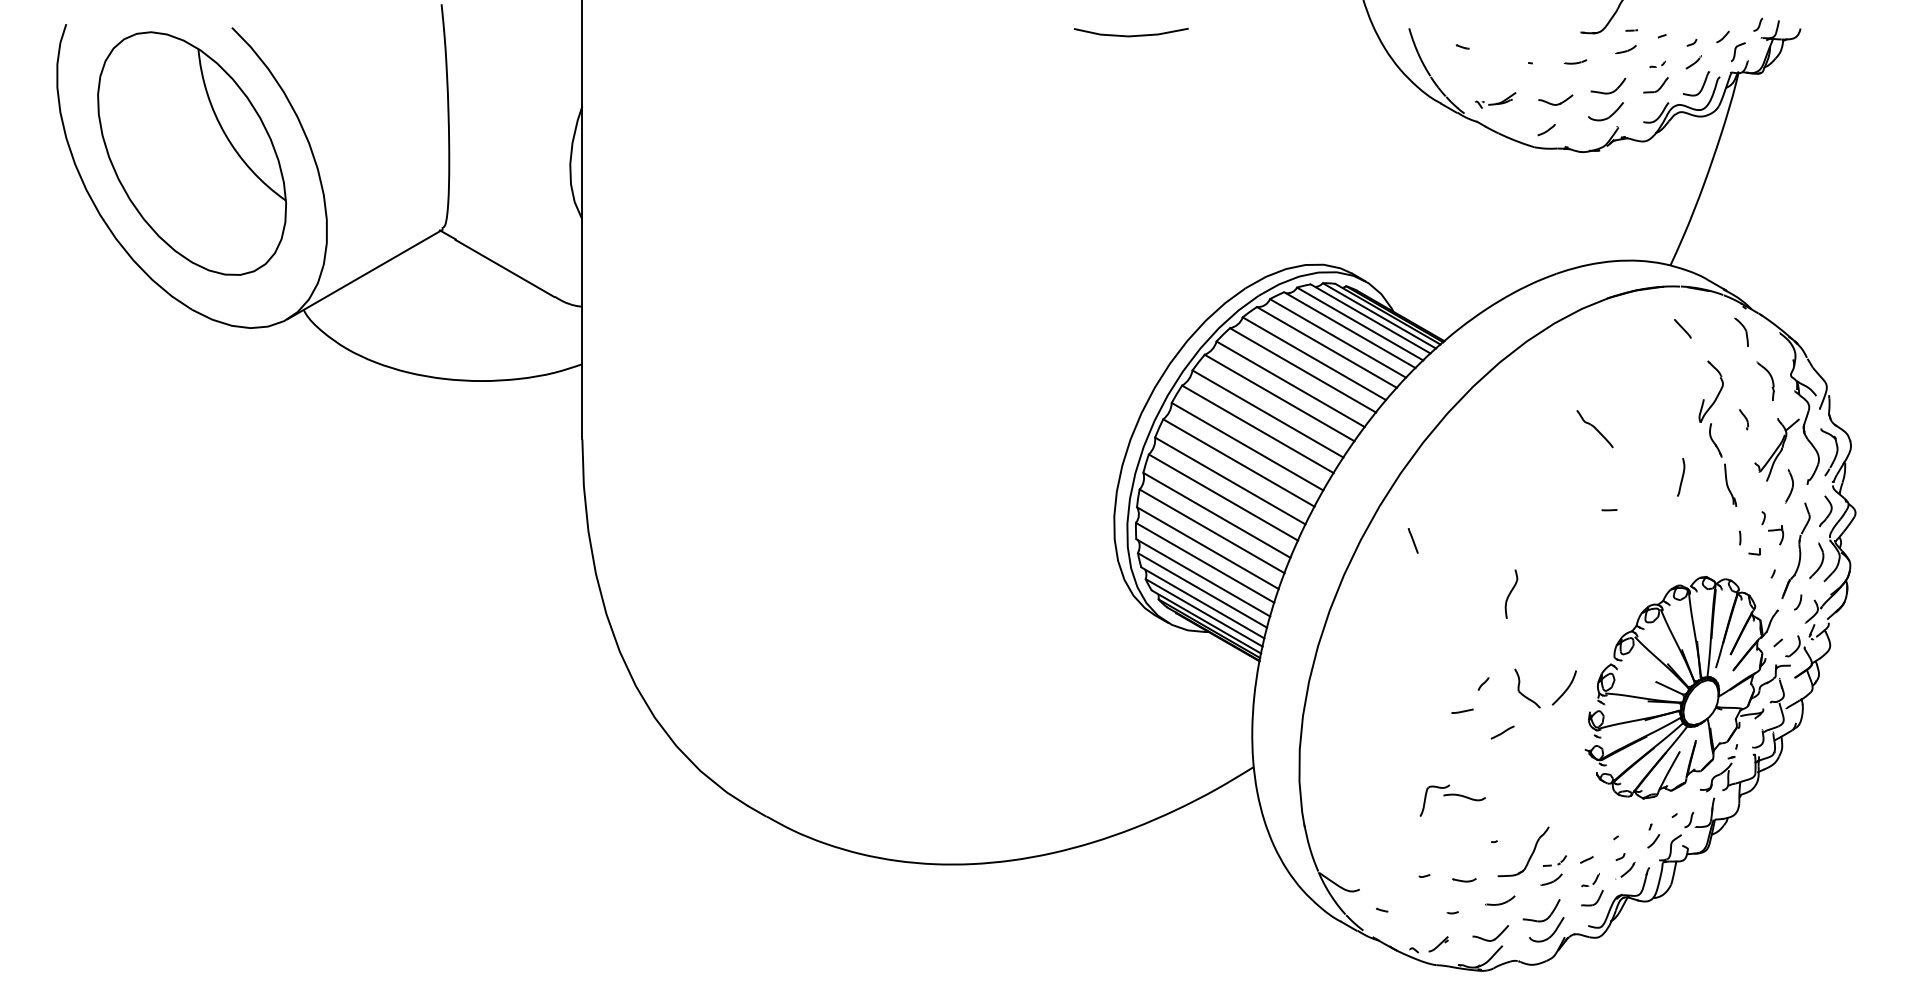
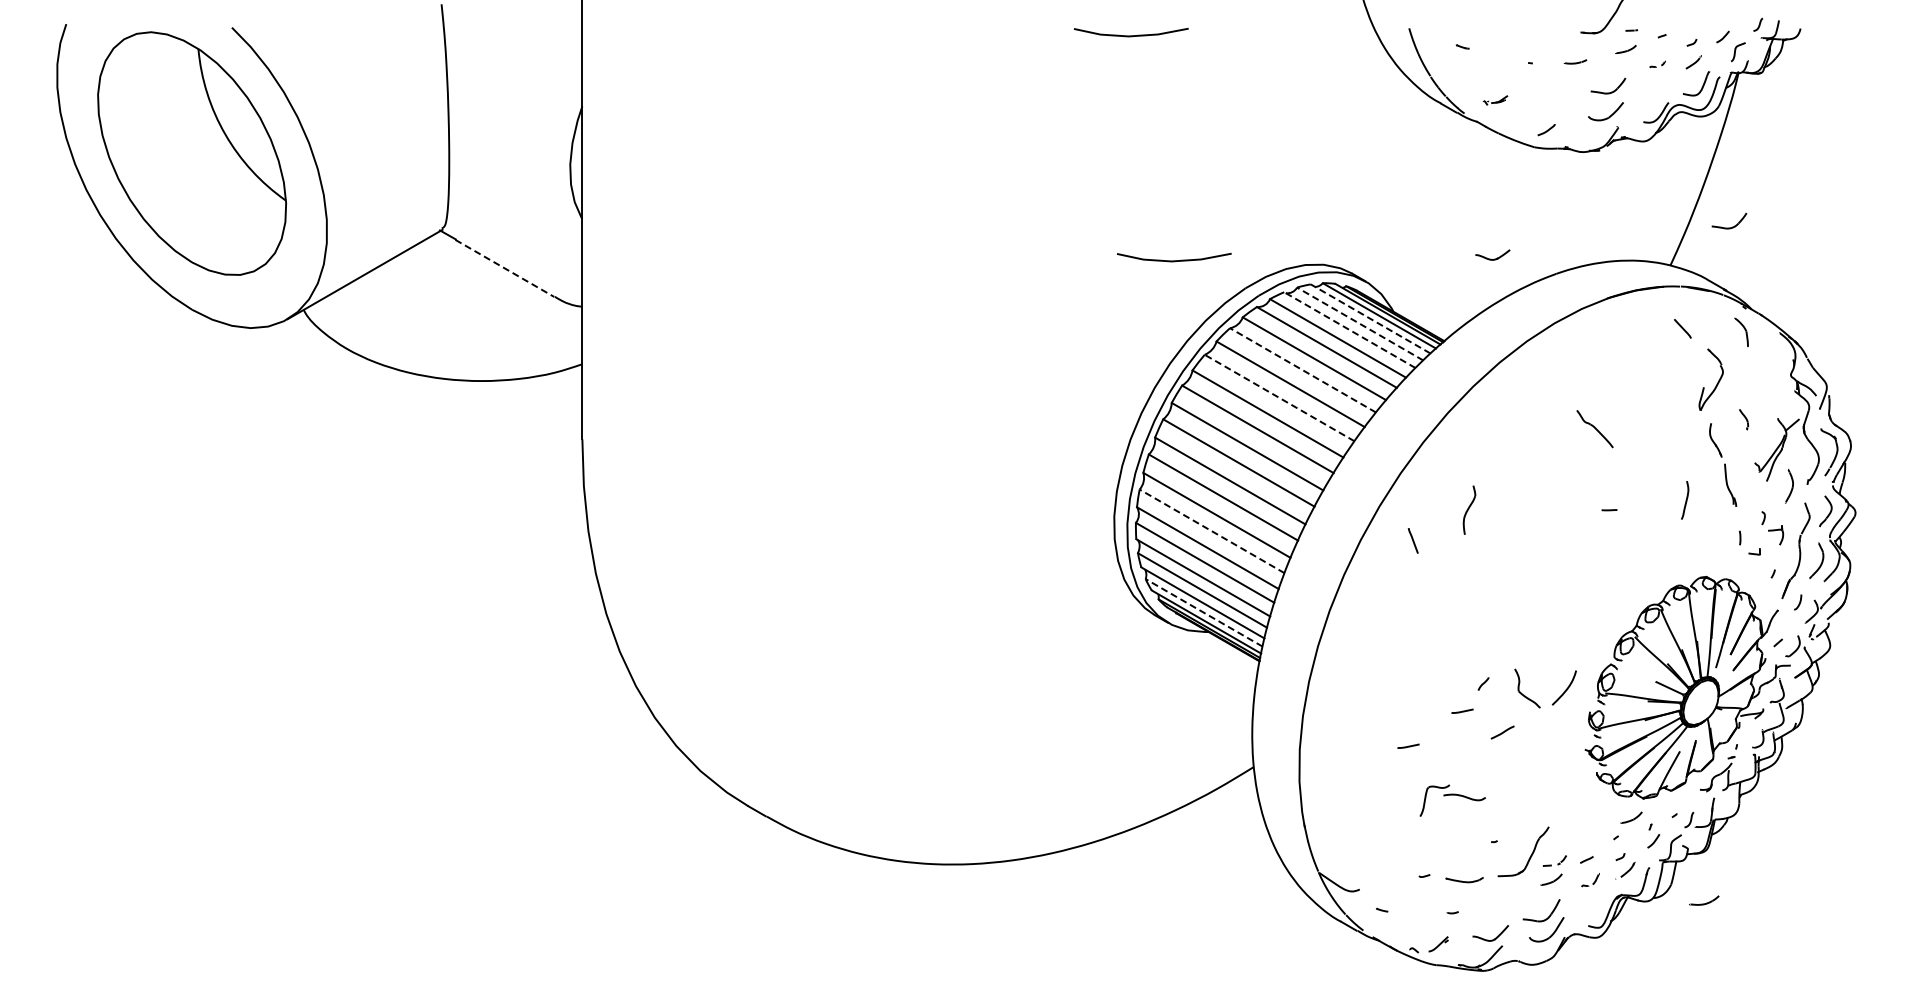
part: present -> none (1655, 85)
part position: (1555, 99) -> (1492, 254) (1492, 254)
part size: 43x17 px -> 27x11 px (1495, 100)
part: none -> present (1732, 226)
line: none -> present (1173, 260)
line: solid -> dashed (505, 268)
line: solid -> dashed (1370, 318)
line: solid -> dashed (1360, 324)
line: solid -> dashed (1349, 330)
line: solid -> dashed (1302, 370)
part: present -> none (1765, 380)
part position: (1717, 394) -> (1717, 382) (1717, 382)
line: solid -> dashed (1279, 398)
curve position: (1681, 477) -> (1685, 500) (1685, 500)
line: solid -> dashed (1212, 531)
part position: (1511, 593) -> (1469, 509) (1469, 509)
line: solid -> dashed (1204, 612)
line: none -> present (1408, 745)
part: none -> present (1631, 817)
part size: 25x5 px -> 39x7 px (1464, 880)
part: present -> none (1592, 898)
part position: (1500, 900) -> (1704, 900) (1704, 900)
